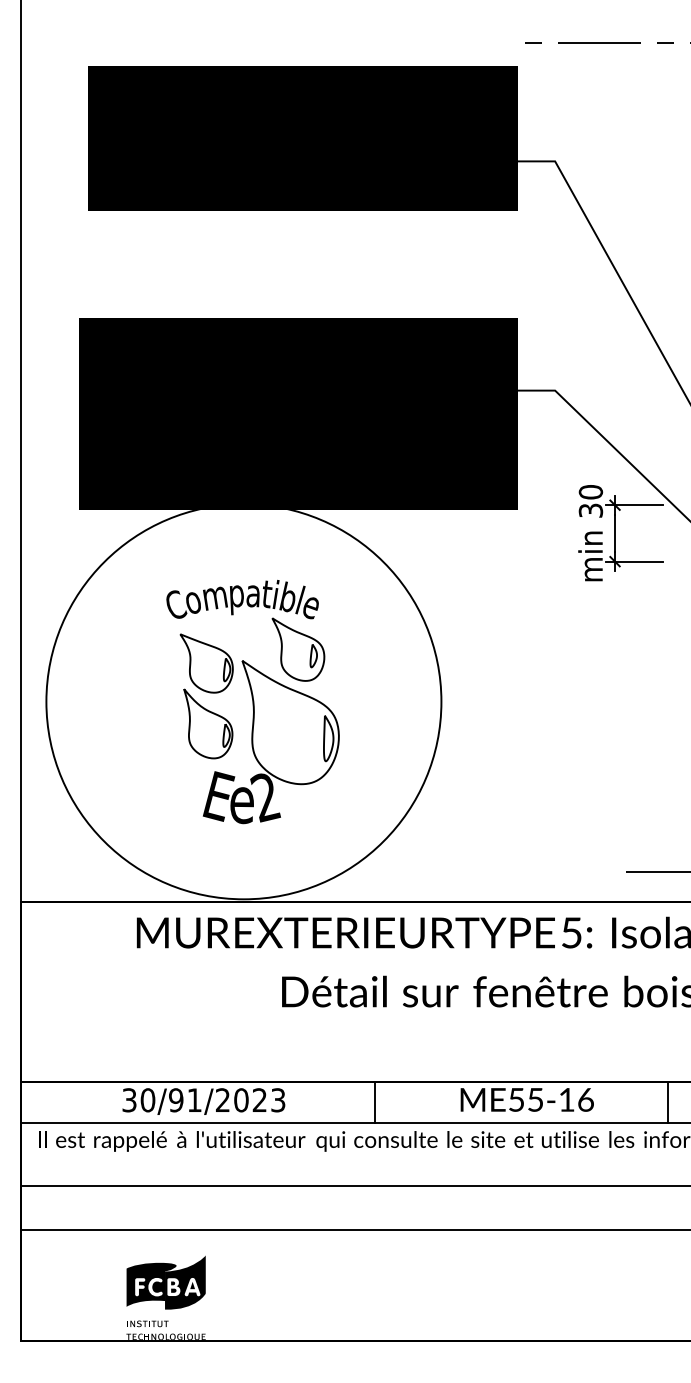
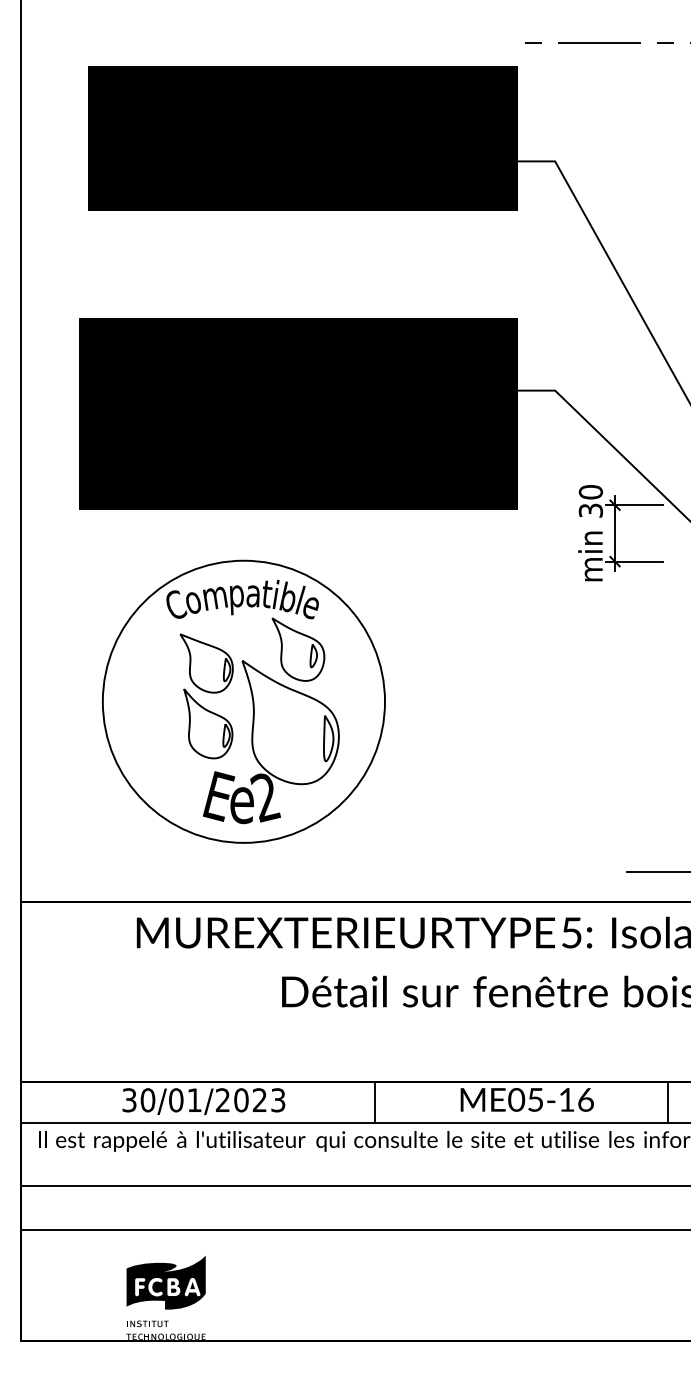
circle diameter: 395 px -> 282 px (243, 701)
text: \c16711848;ME55-16 -> \c16711848;ME05-16 (516, 1099)
text: 30/91/2023 -> 30/01/2023 (176, 1100)
